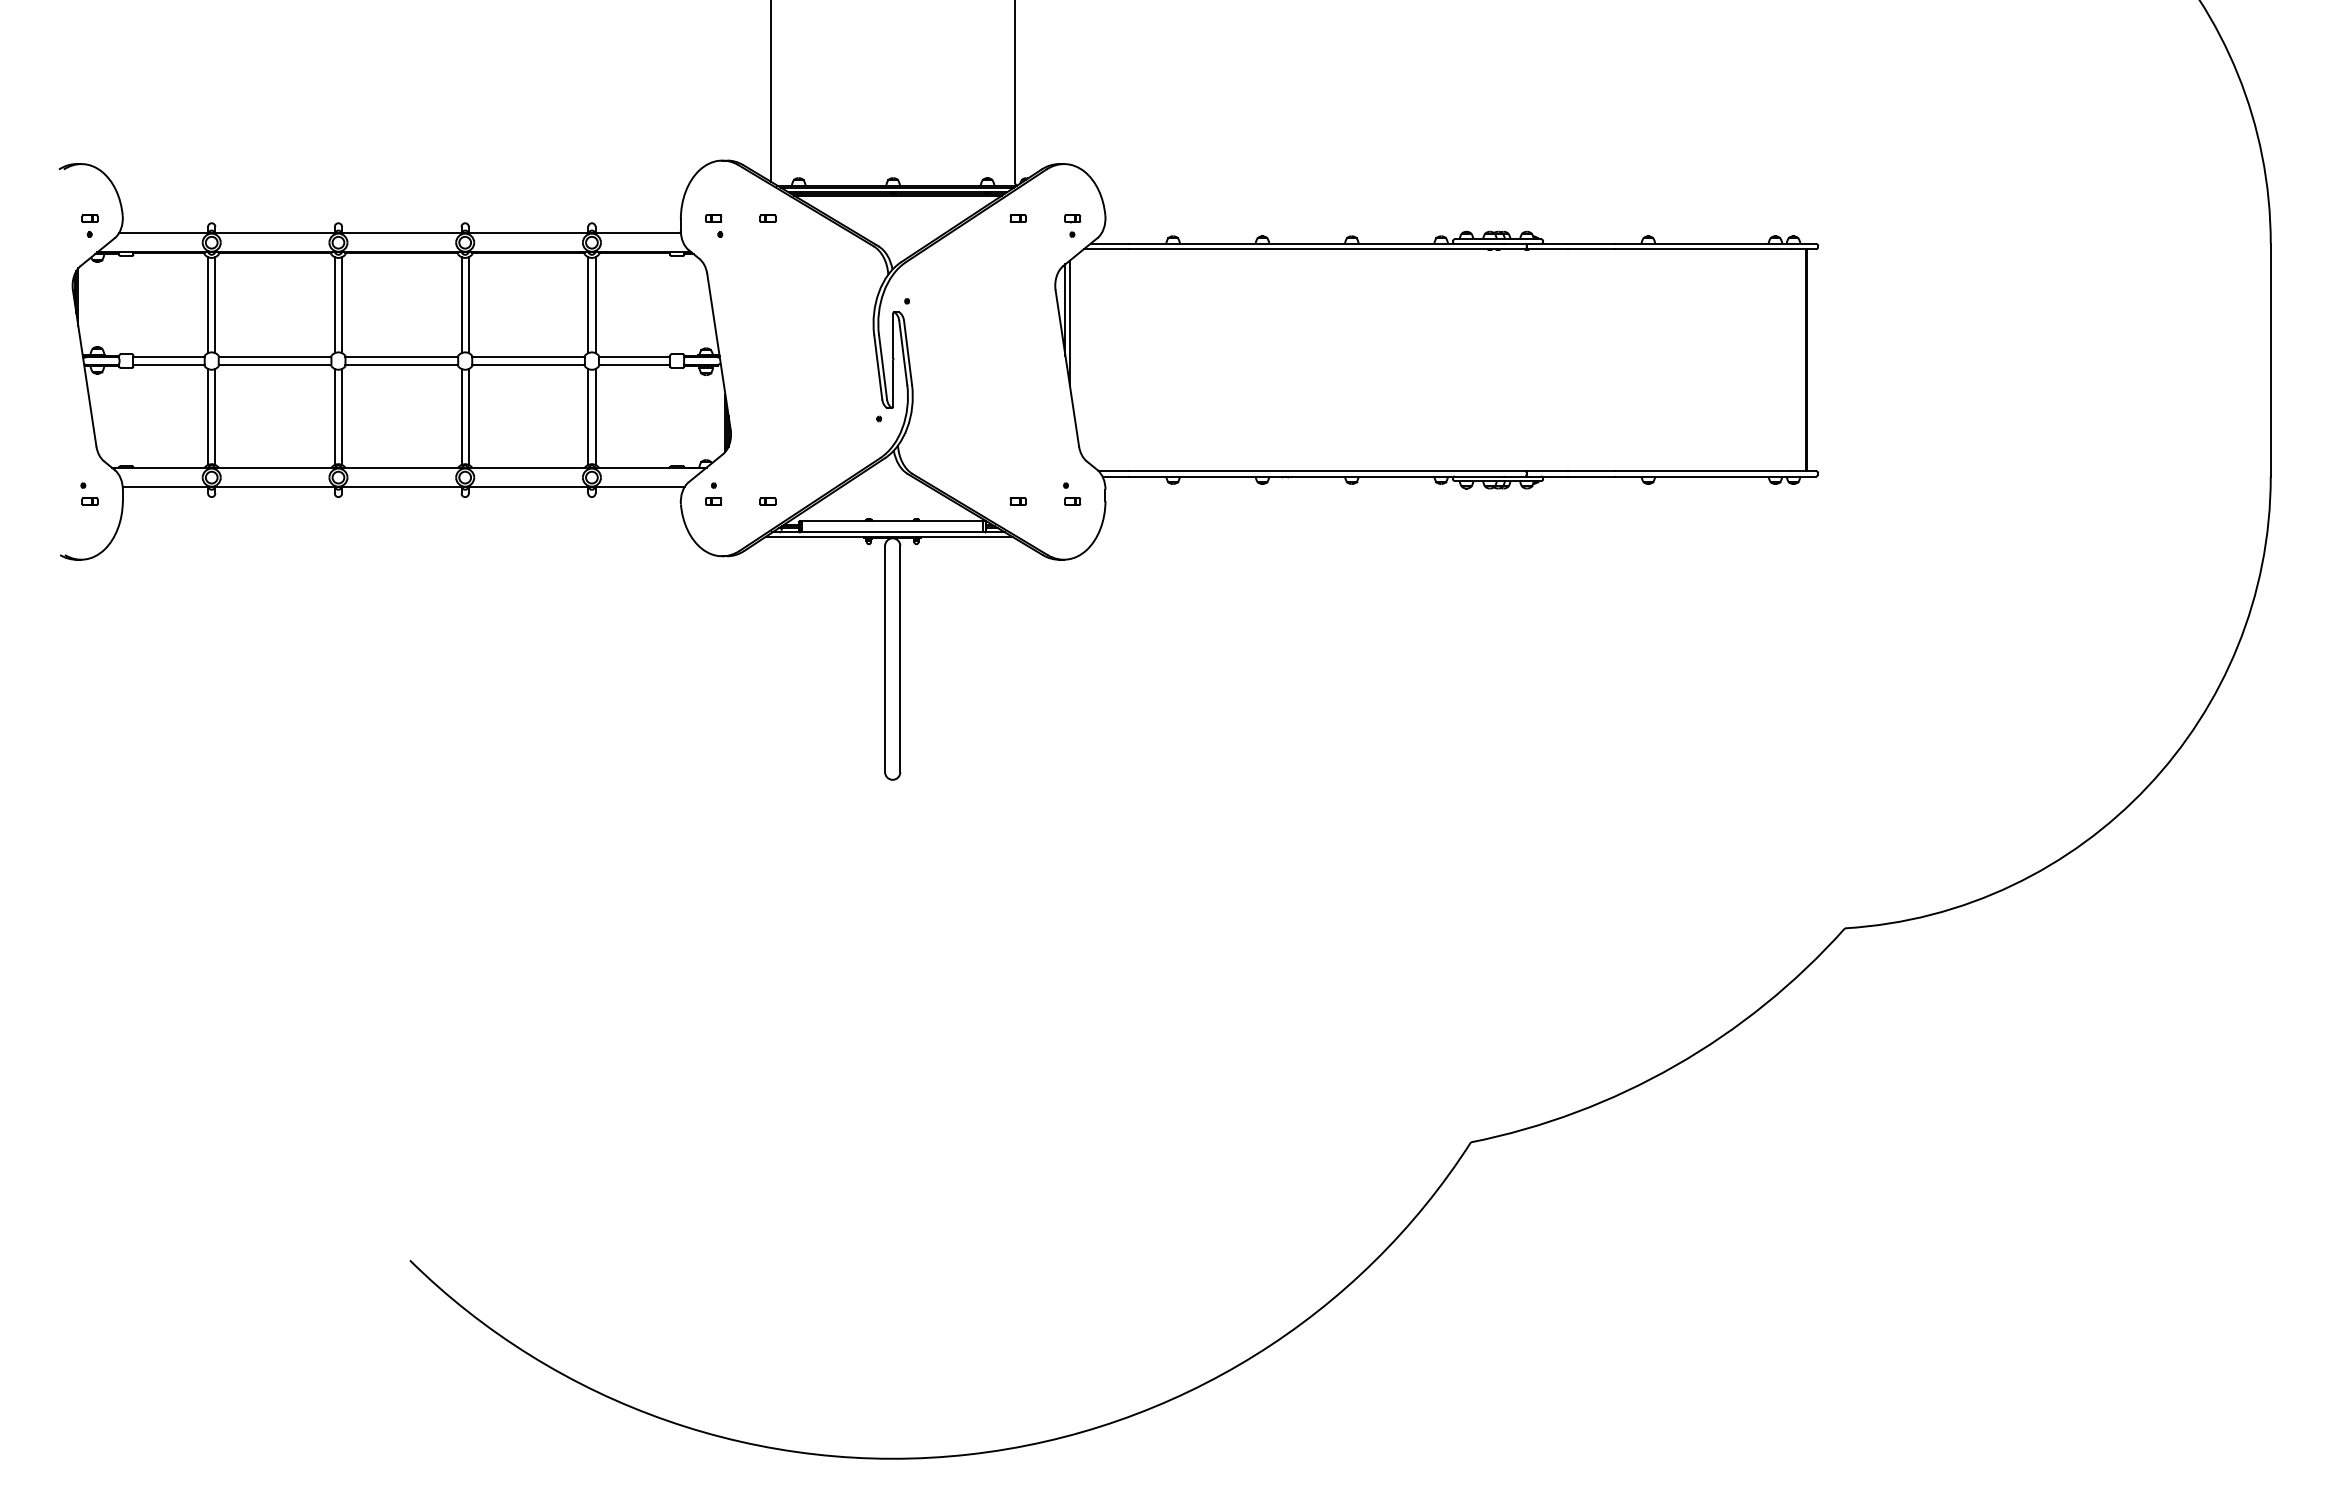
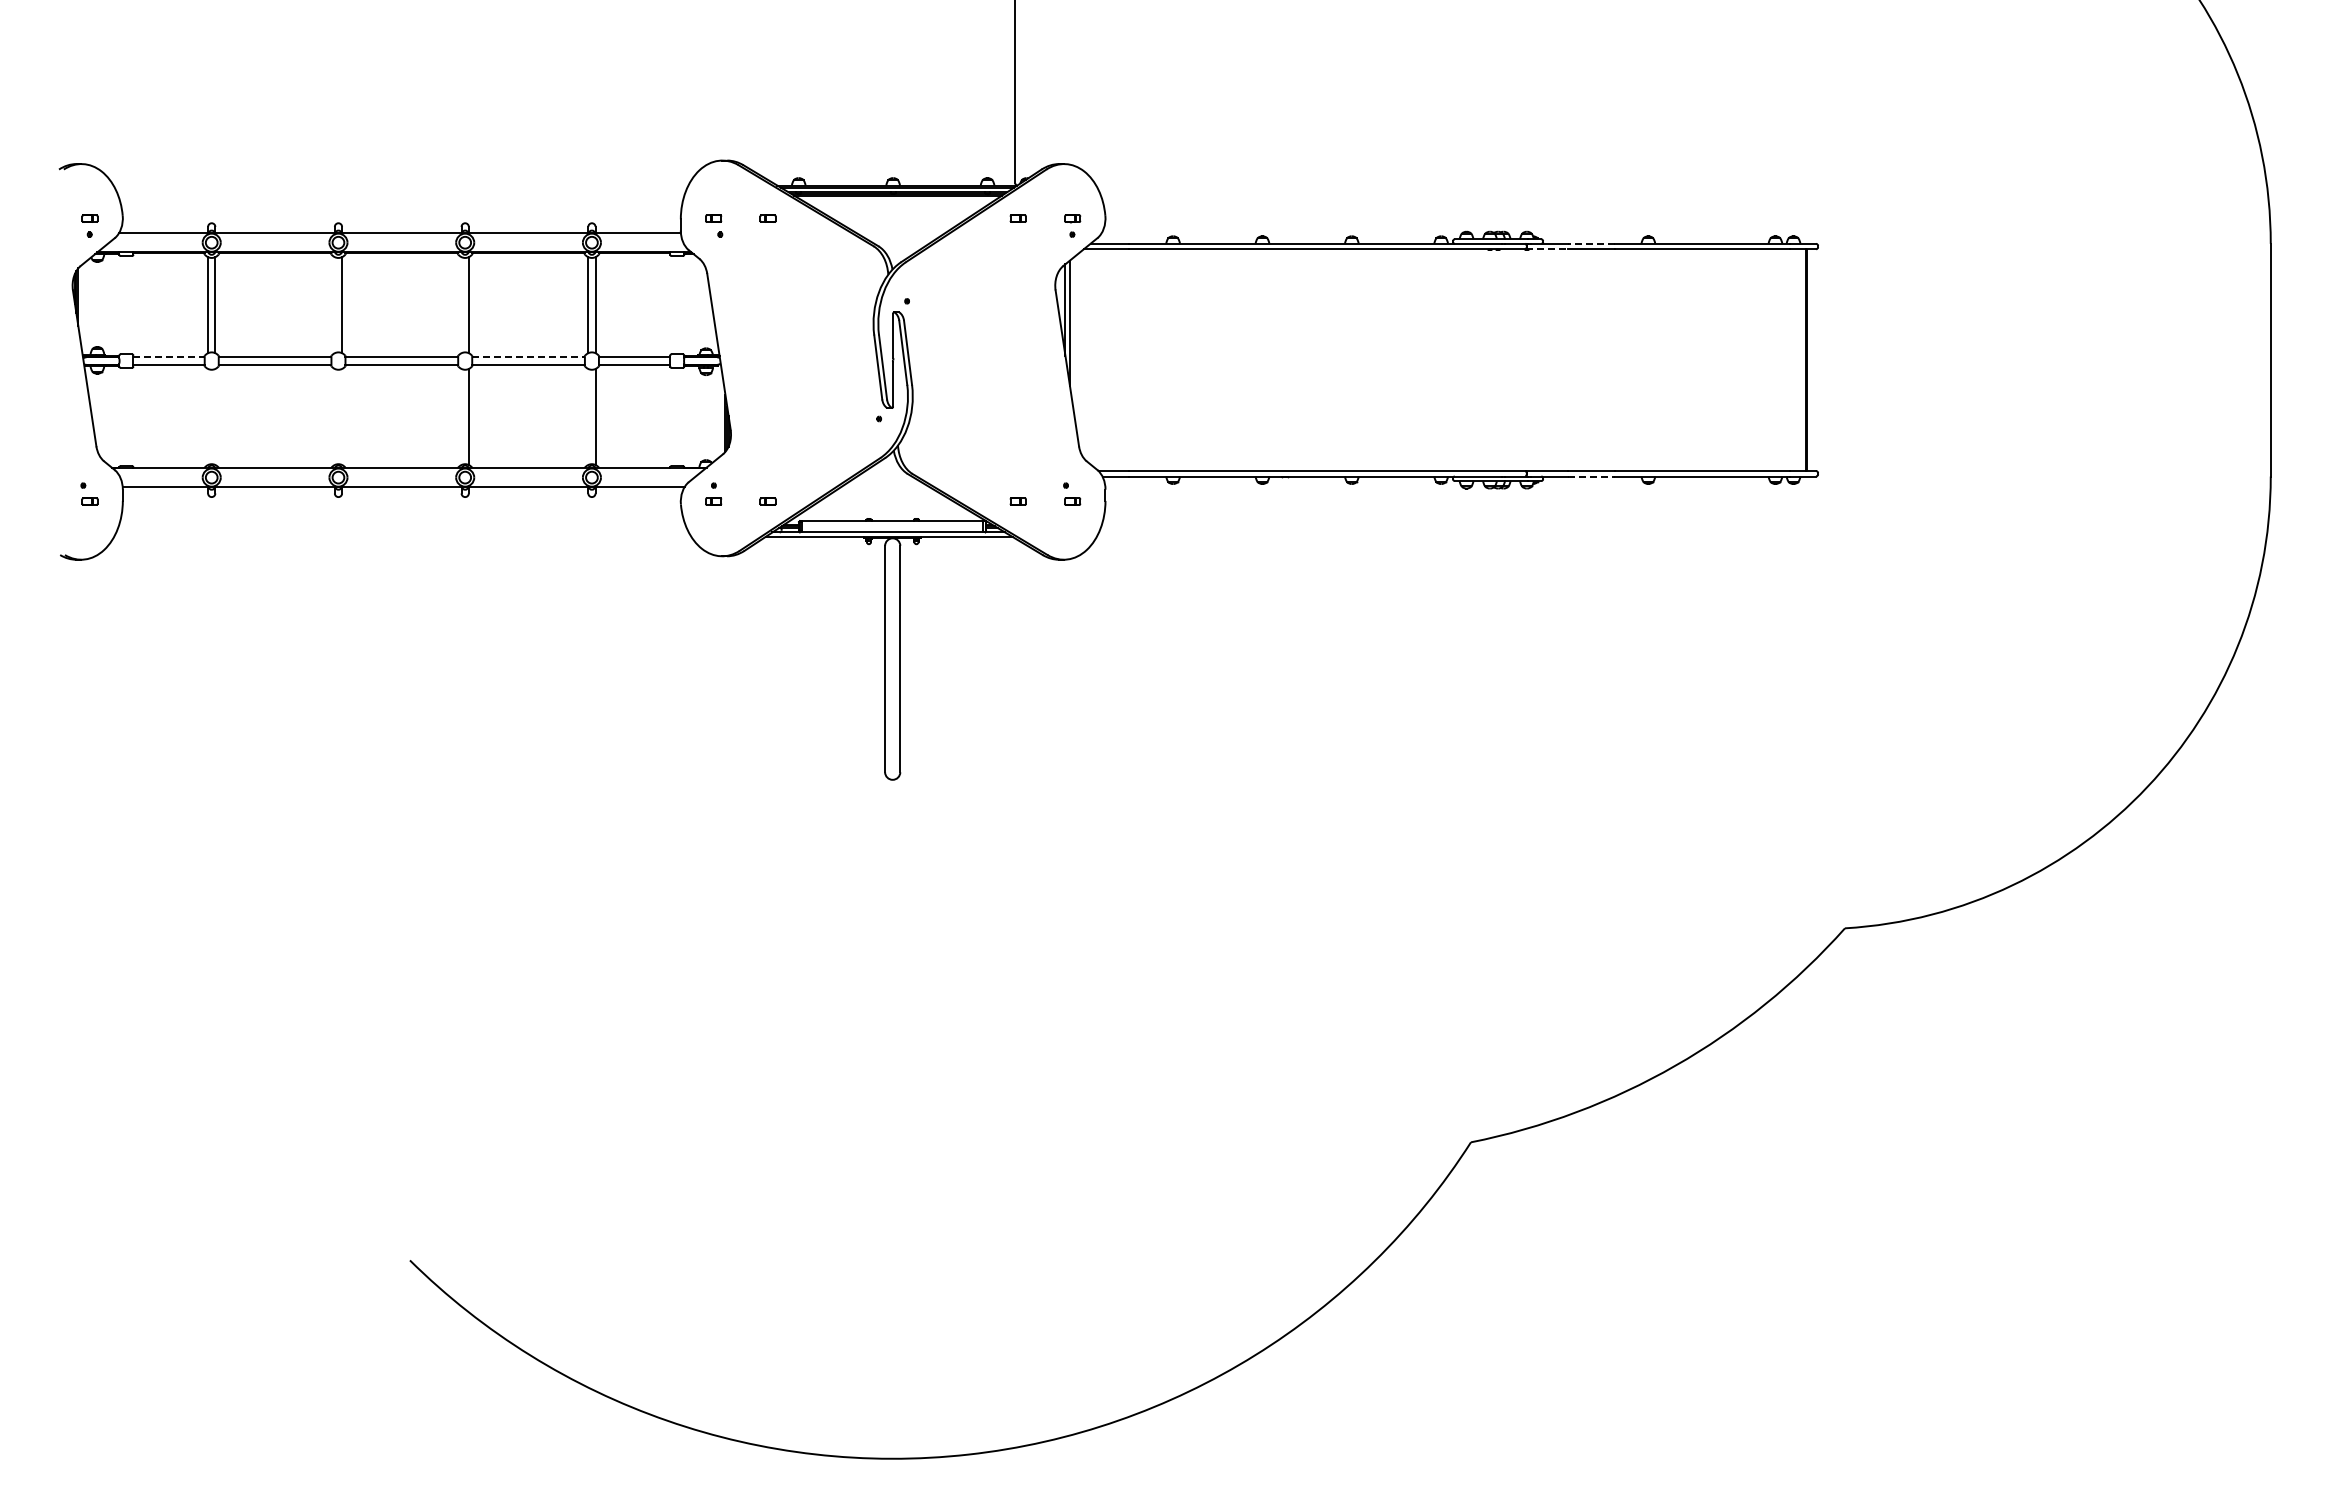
line: present -> none (770, 91)
line: solid -> dashed (1591, 243)
line: solid -> dashed (1547, 249)
line: present -> none (334, 305)
line: present -> none (461, 305)
line: solid -> dashed (169, 357)
line: solid -> dashed (529, 357)
line: present -> none (208, 416)
line: present -> none (215, 416)
line: present -> none (334, 416)
line: present -> none (342, 416)
line: present -> none (461, 416)
line: present -> none (588, 416)
line: solid -> dashed (1592, 476)
